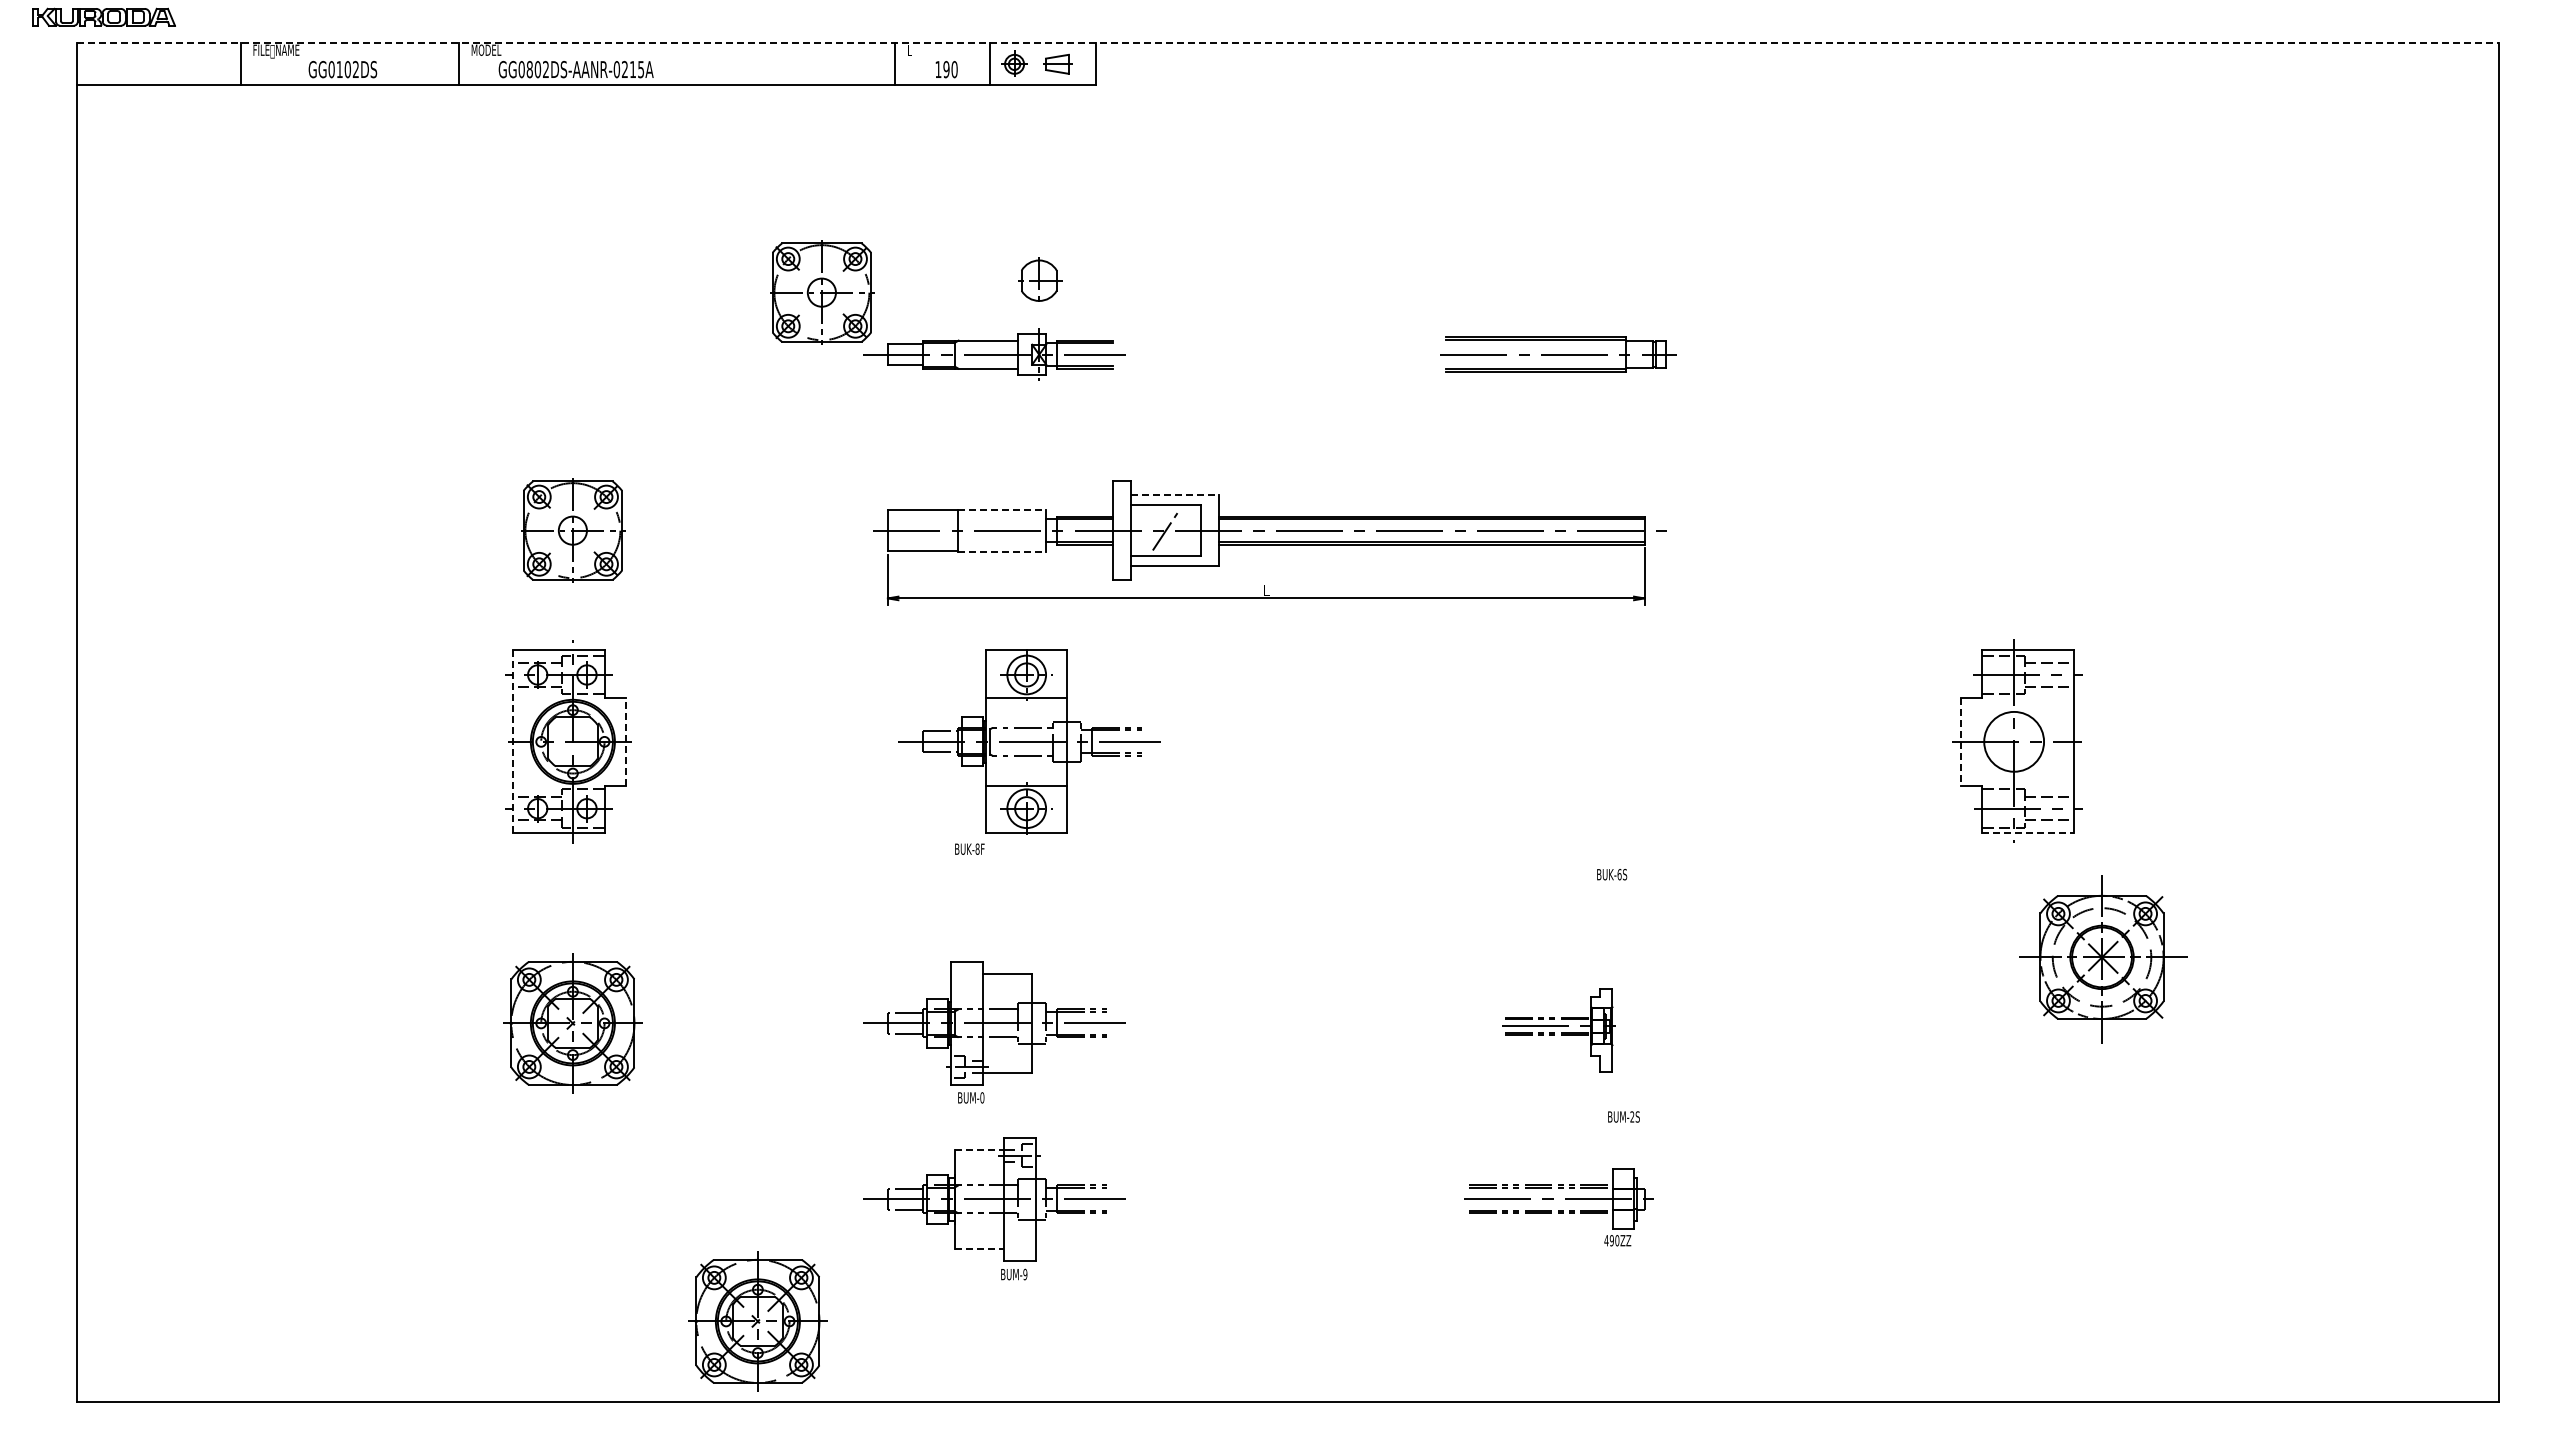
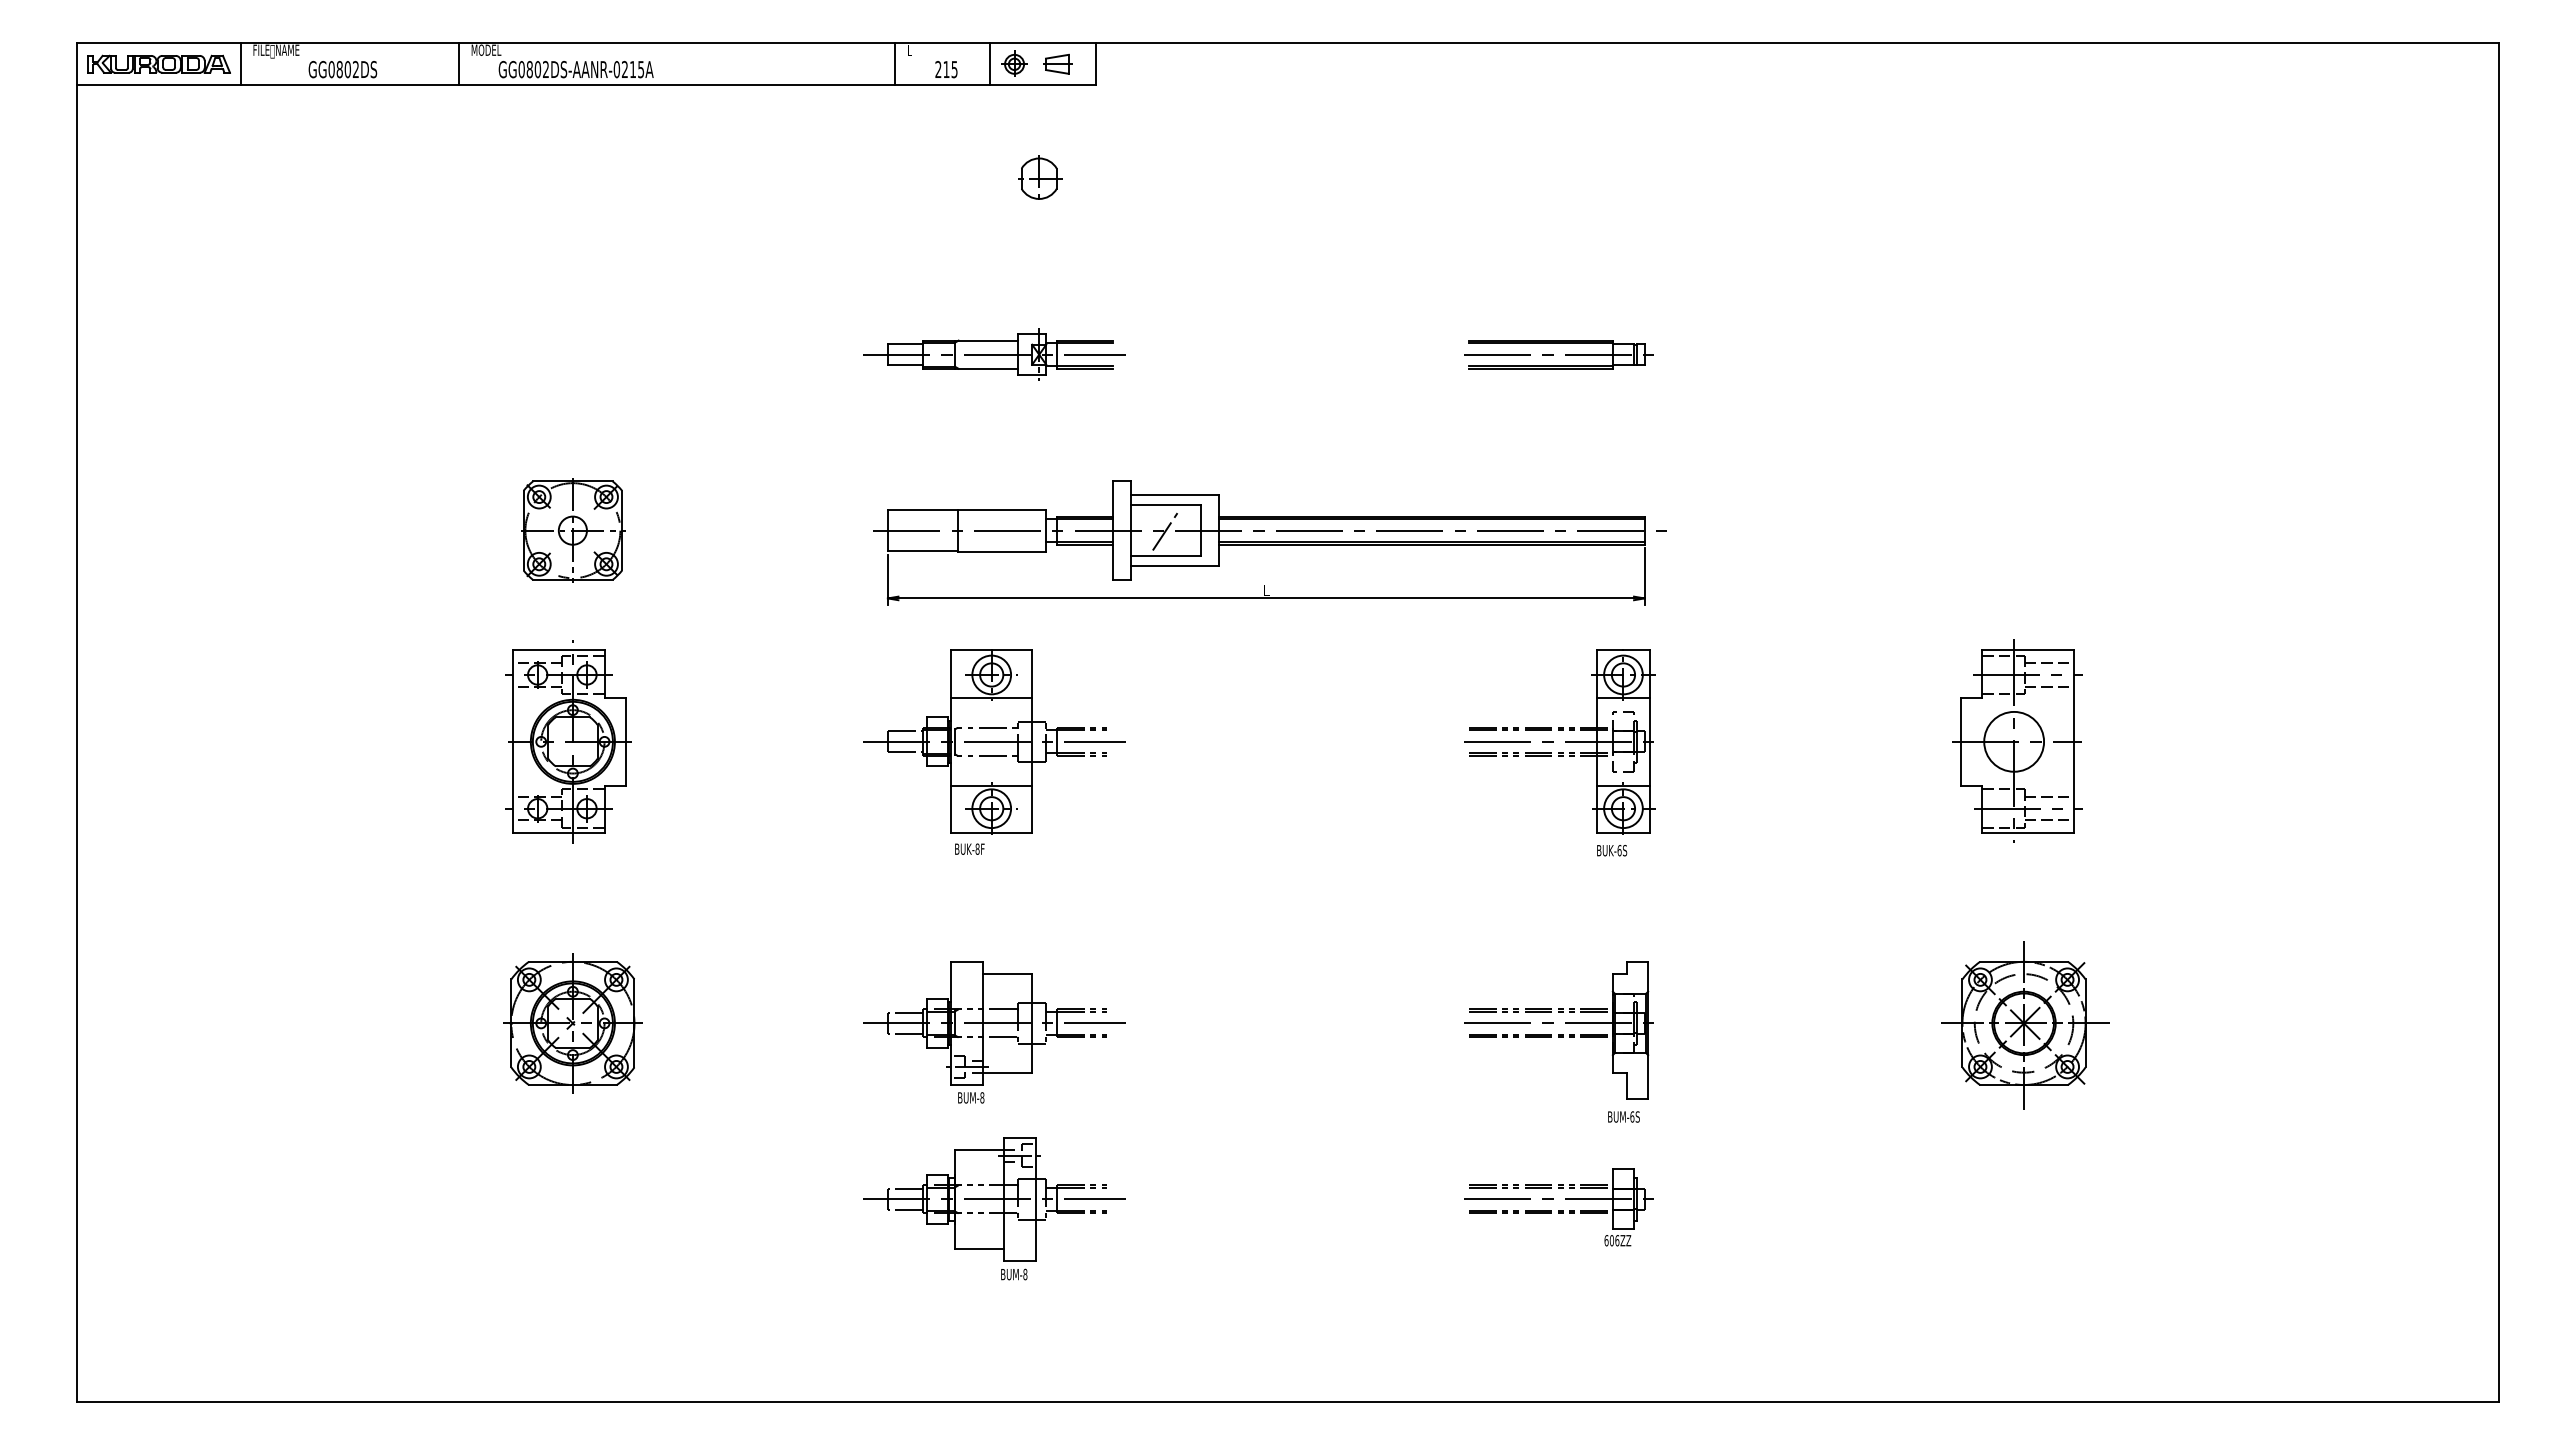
part position: (103, 16) -> (158, 63) (158, 63)
line: dashed -> solid (1288, 43)
text: GG0102DS -> GG0802DS (339, 69)
text: 190 -> 215 (946, 69)
part position: (1040, 279) -> (1040, 177) (1040, 177)
part: present -> none (822, 292)
part size: 237x37 px -> 190x30 px (1558, 354)
line: dashed -> solid (1174, 495)
line: dashed -> solid (1002, 509)
line: dashed -> solid (1002, 551)
line: dashed -> solid (513, 741)
line: dashed -> solid (625, 741)
part position: (1029, 741) -> (994, 741) (994, 741)
part: none -> present (1559, 741)
line: dashed -> solid (1961, 741)
line: dashed -> solid (2028, 833)
text position: (1612, 874) -> (1612, 850) (1612, 850)
part position: (2103, 959) -> (2025, 1025) (2025, 1025)
part size: 114x85 px -> 190x139 px (1558, 1030)
text: BUM-0 -> BUM-8 (982, 1097)
text: BUM-2S -> BUM-6S (1632, 1116)
line: dashed -> solid (979, 1150)
text: 490ZZ -> 606ZZ (1611, 1240)
line: dashed -> solid (979, 1248)
text: BUM-9 -> BUM-8 (1025, 1274)
part: present -> none (757, 1321)
